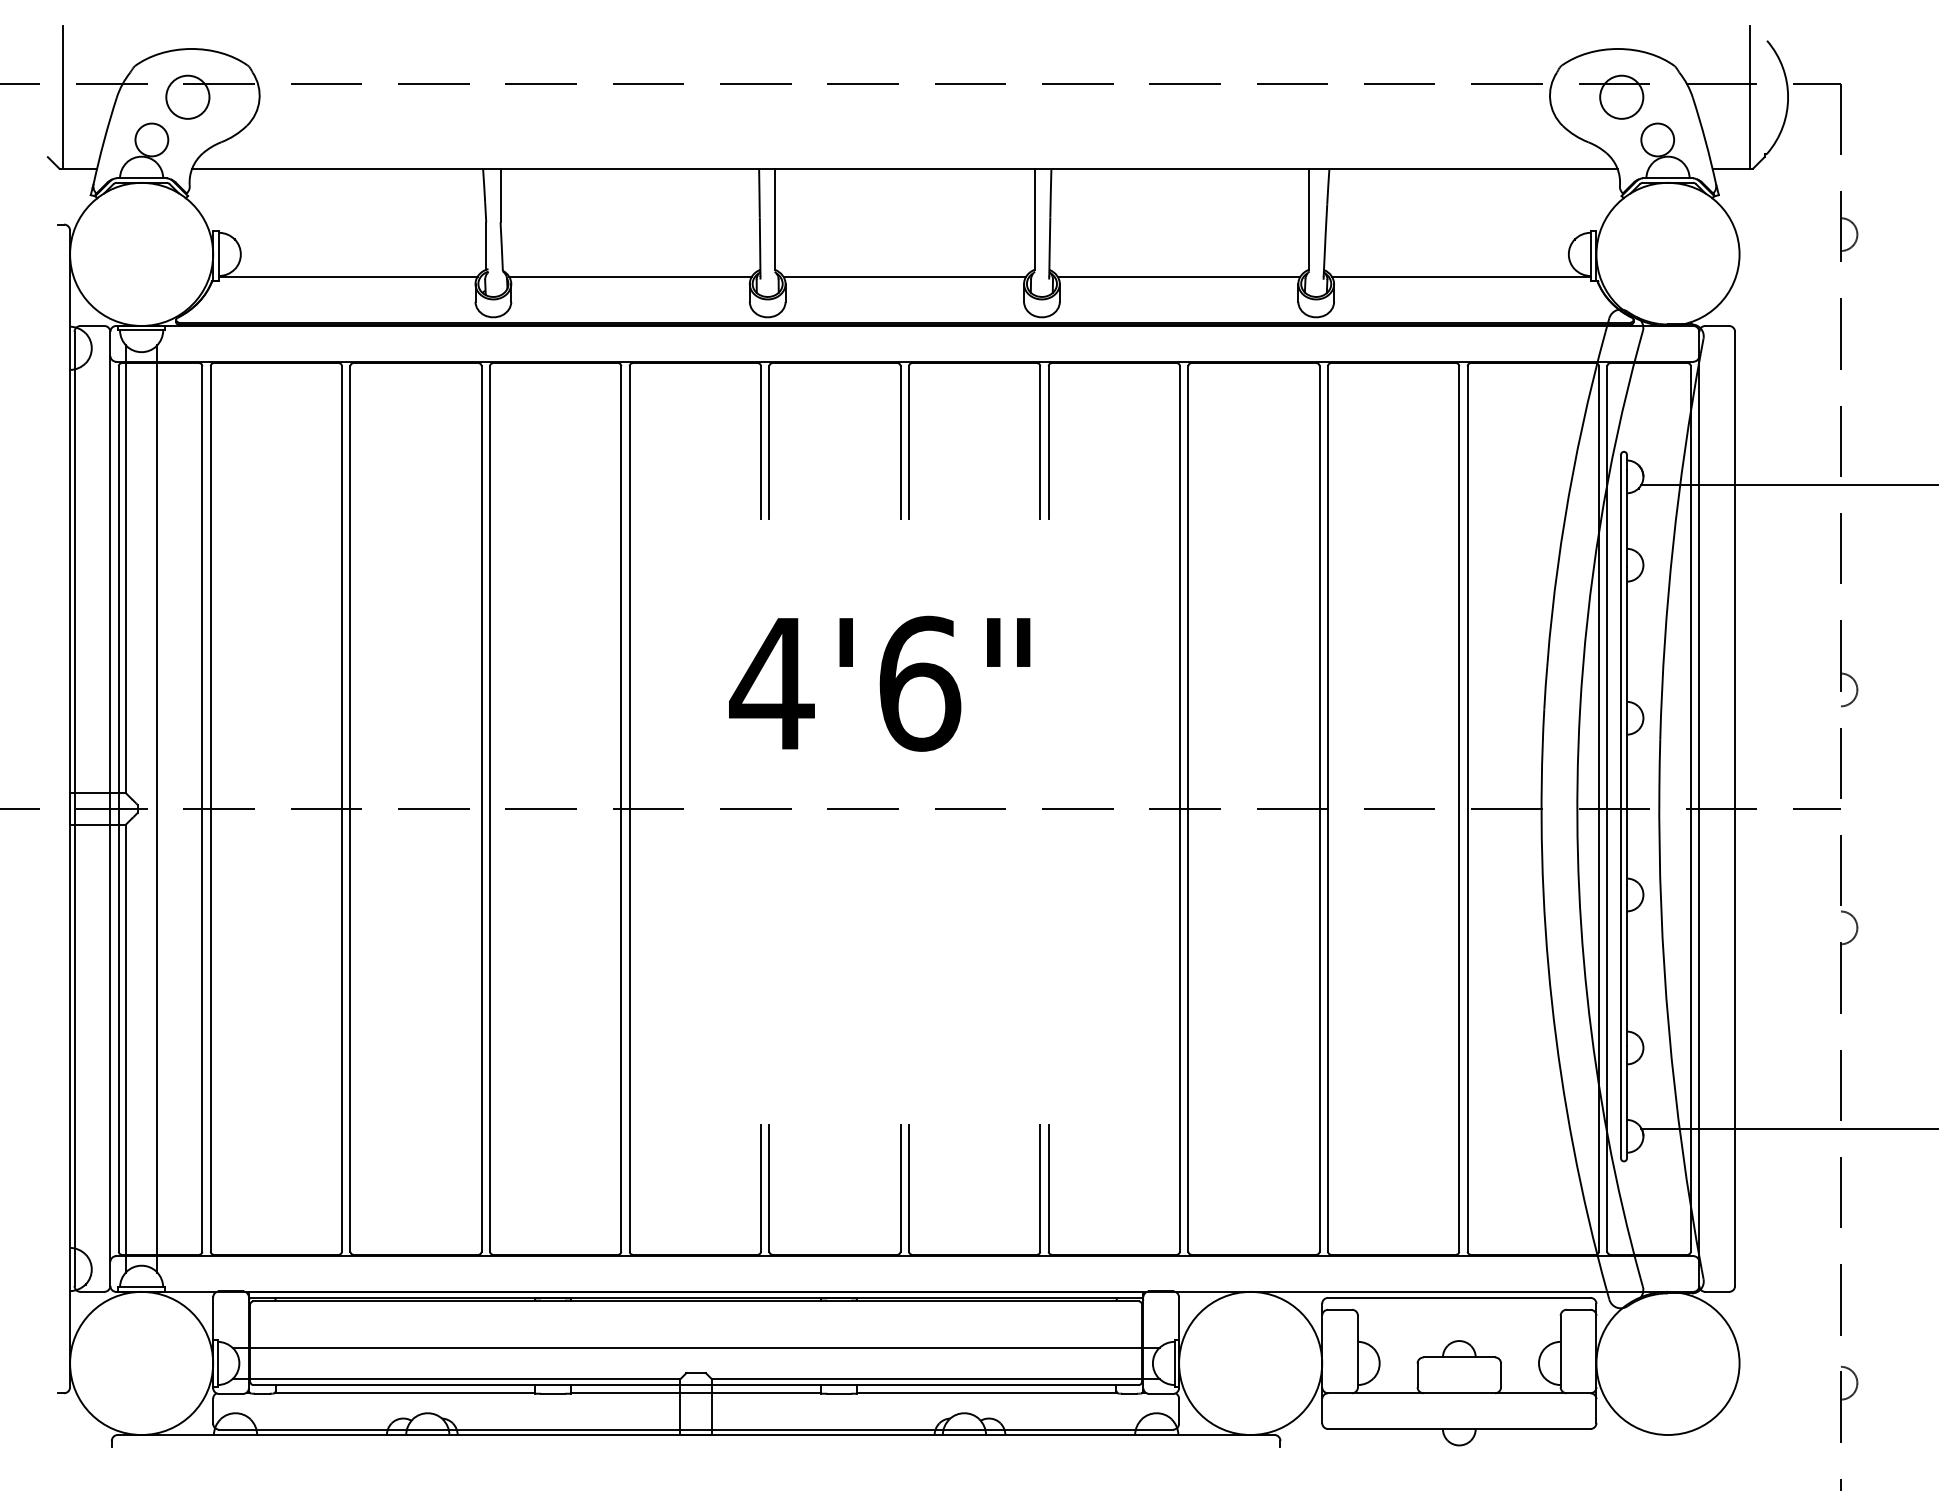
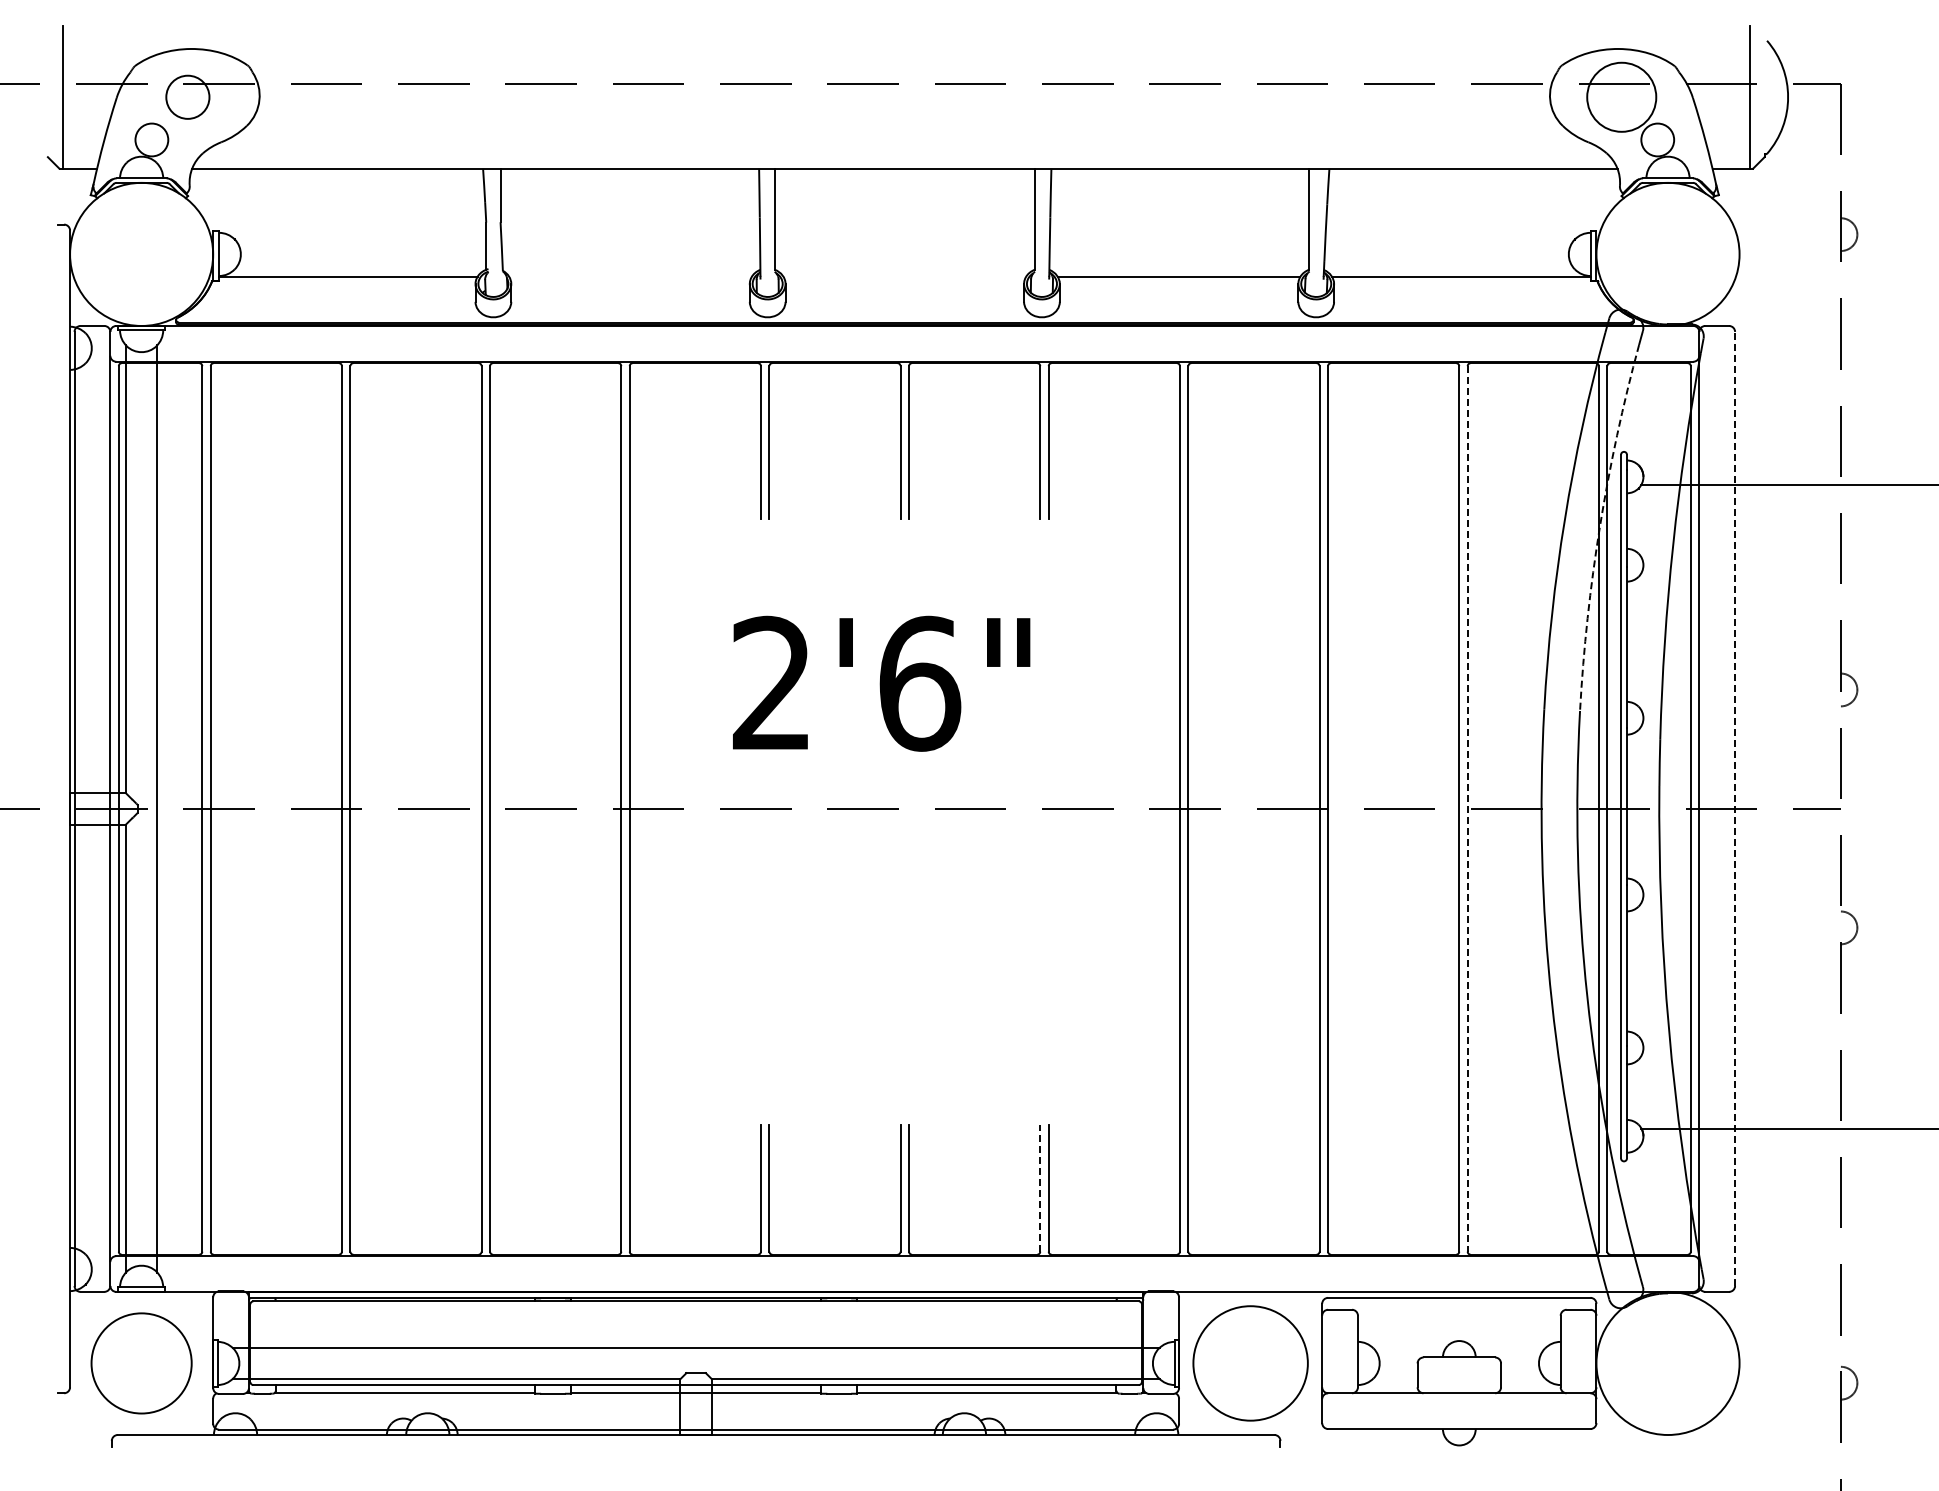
circle diameter: 43 px -> 69 px (1621, 96)
line: present -> none (630, 276)
line: present -> none (904, 276)
arc: solid -> dashed (1599, 526)
text: 4'6" -> 2'6" (771, 682)
line: solid -> dashed (1467, 808)
line: solid -> dashed (1735, 808)
line: solid -> dashed (1040, 1188)
circle diameter: 143 px -> 100 px (141, 1363)
circle diameter: 143 px -> 114 px (1250, 1363)
